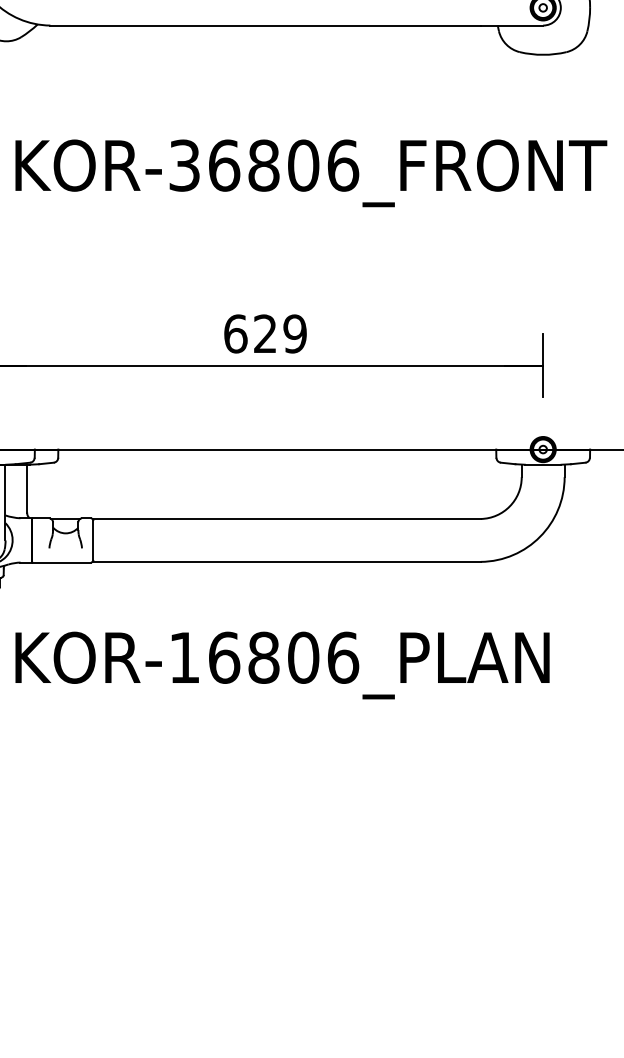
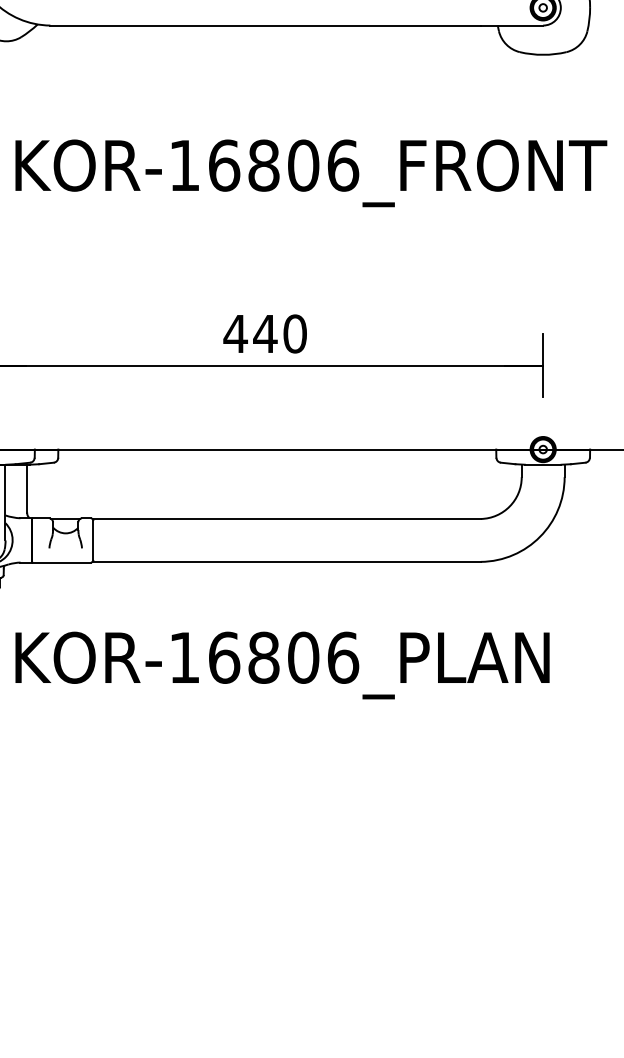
text: KOR-36806_FRONT -> KOR-16806_FRONT (184, 165)
text: 629 -> 440 (264, 333)
